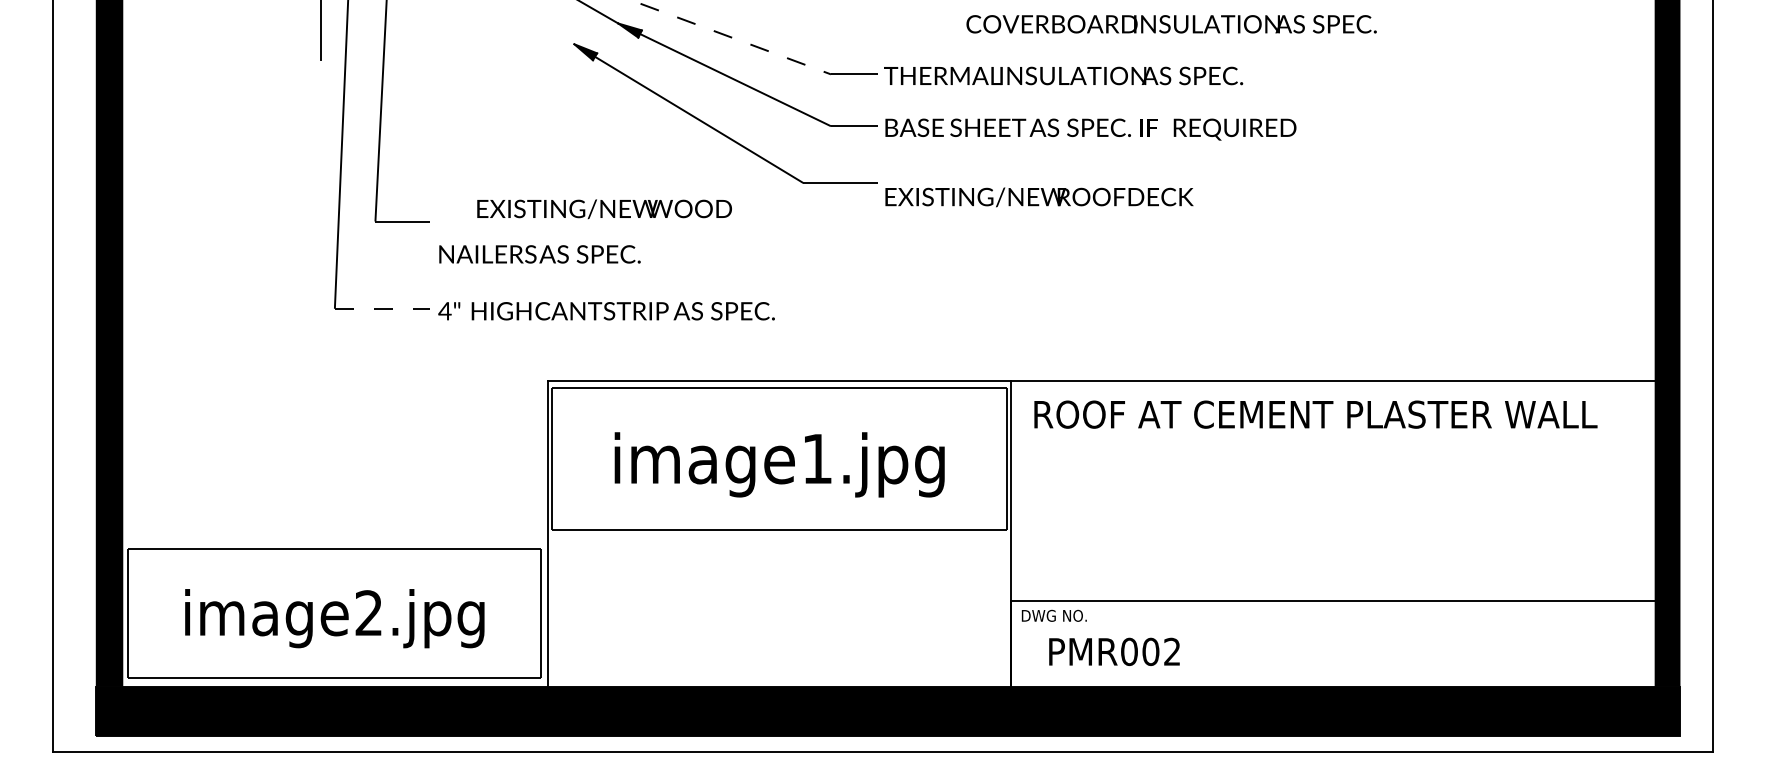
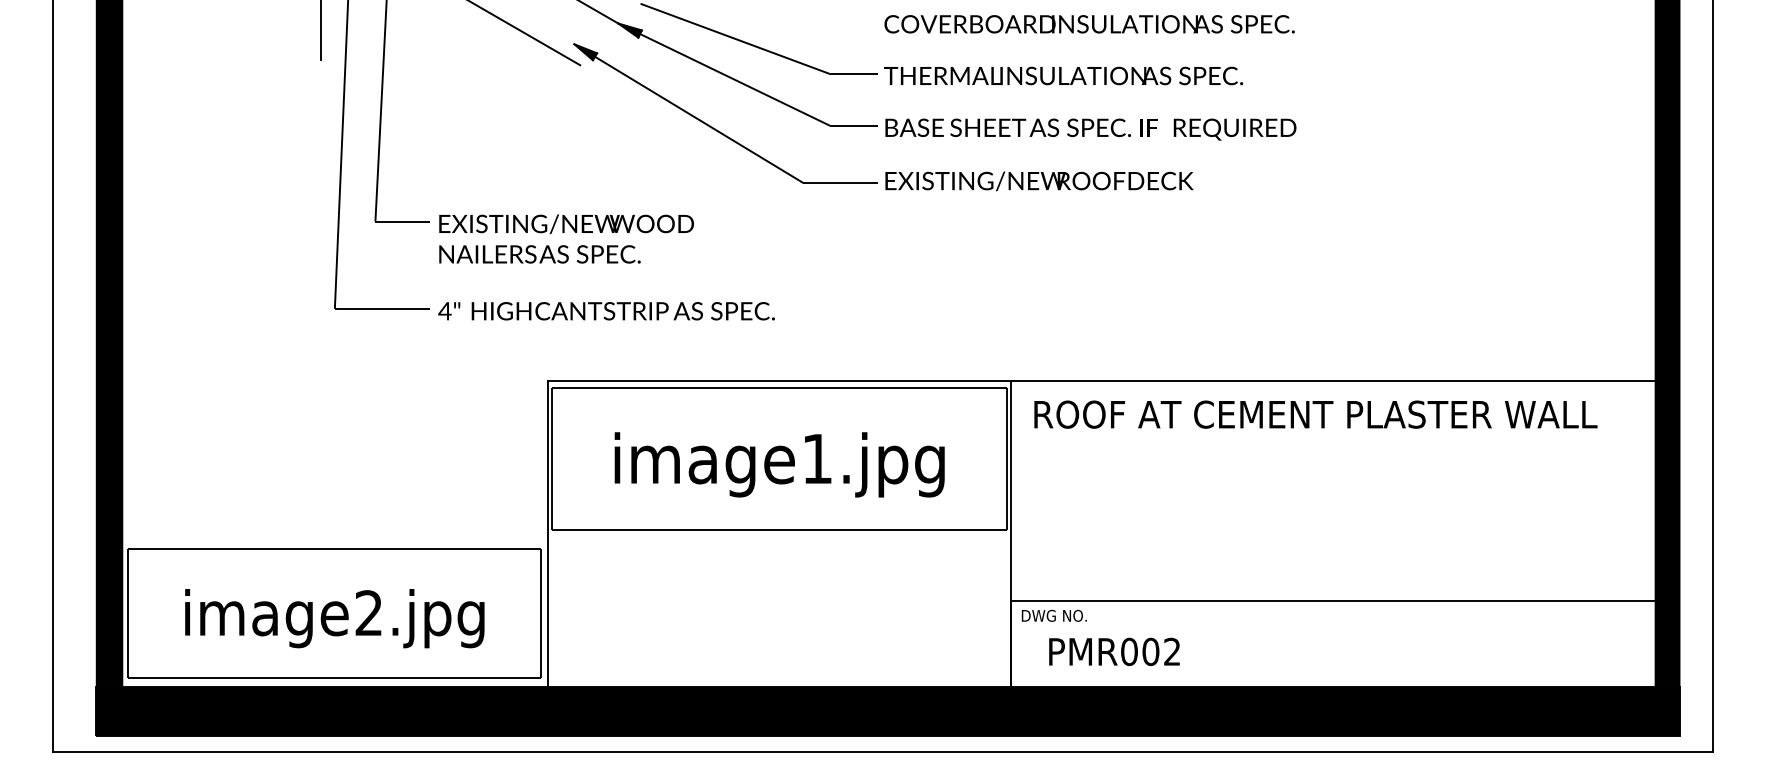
text position: (1171, 24) -> (1089, 24) (1089, 24)
line: none -> present (525, 33)
line: dashed -> solid (735, 39)
text position: (1039, 197) -> (1039, 181) (1039, 181)
text position: (604, 209) -> (566, 224) (566, 224)
line: dashed -> solid (382, 308)
